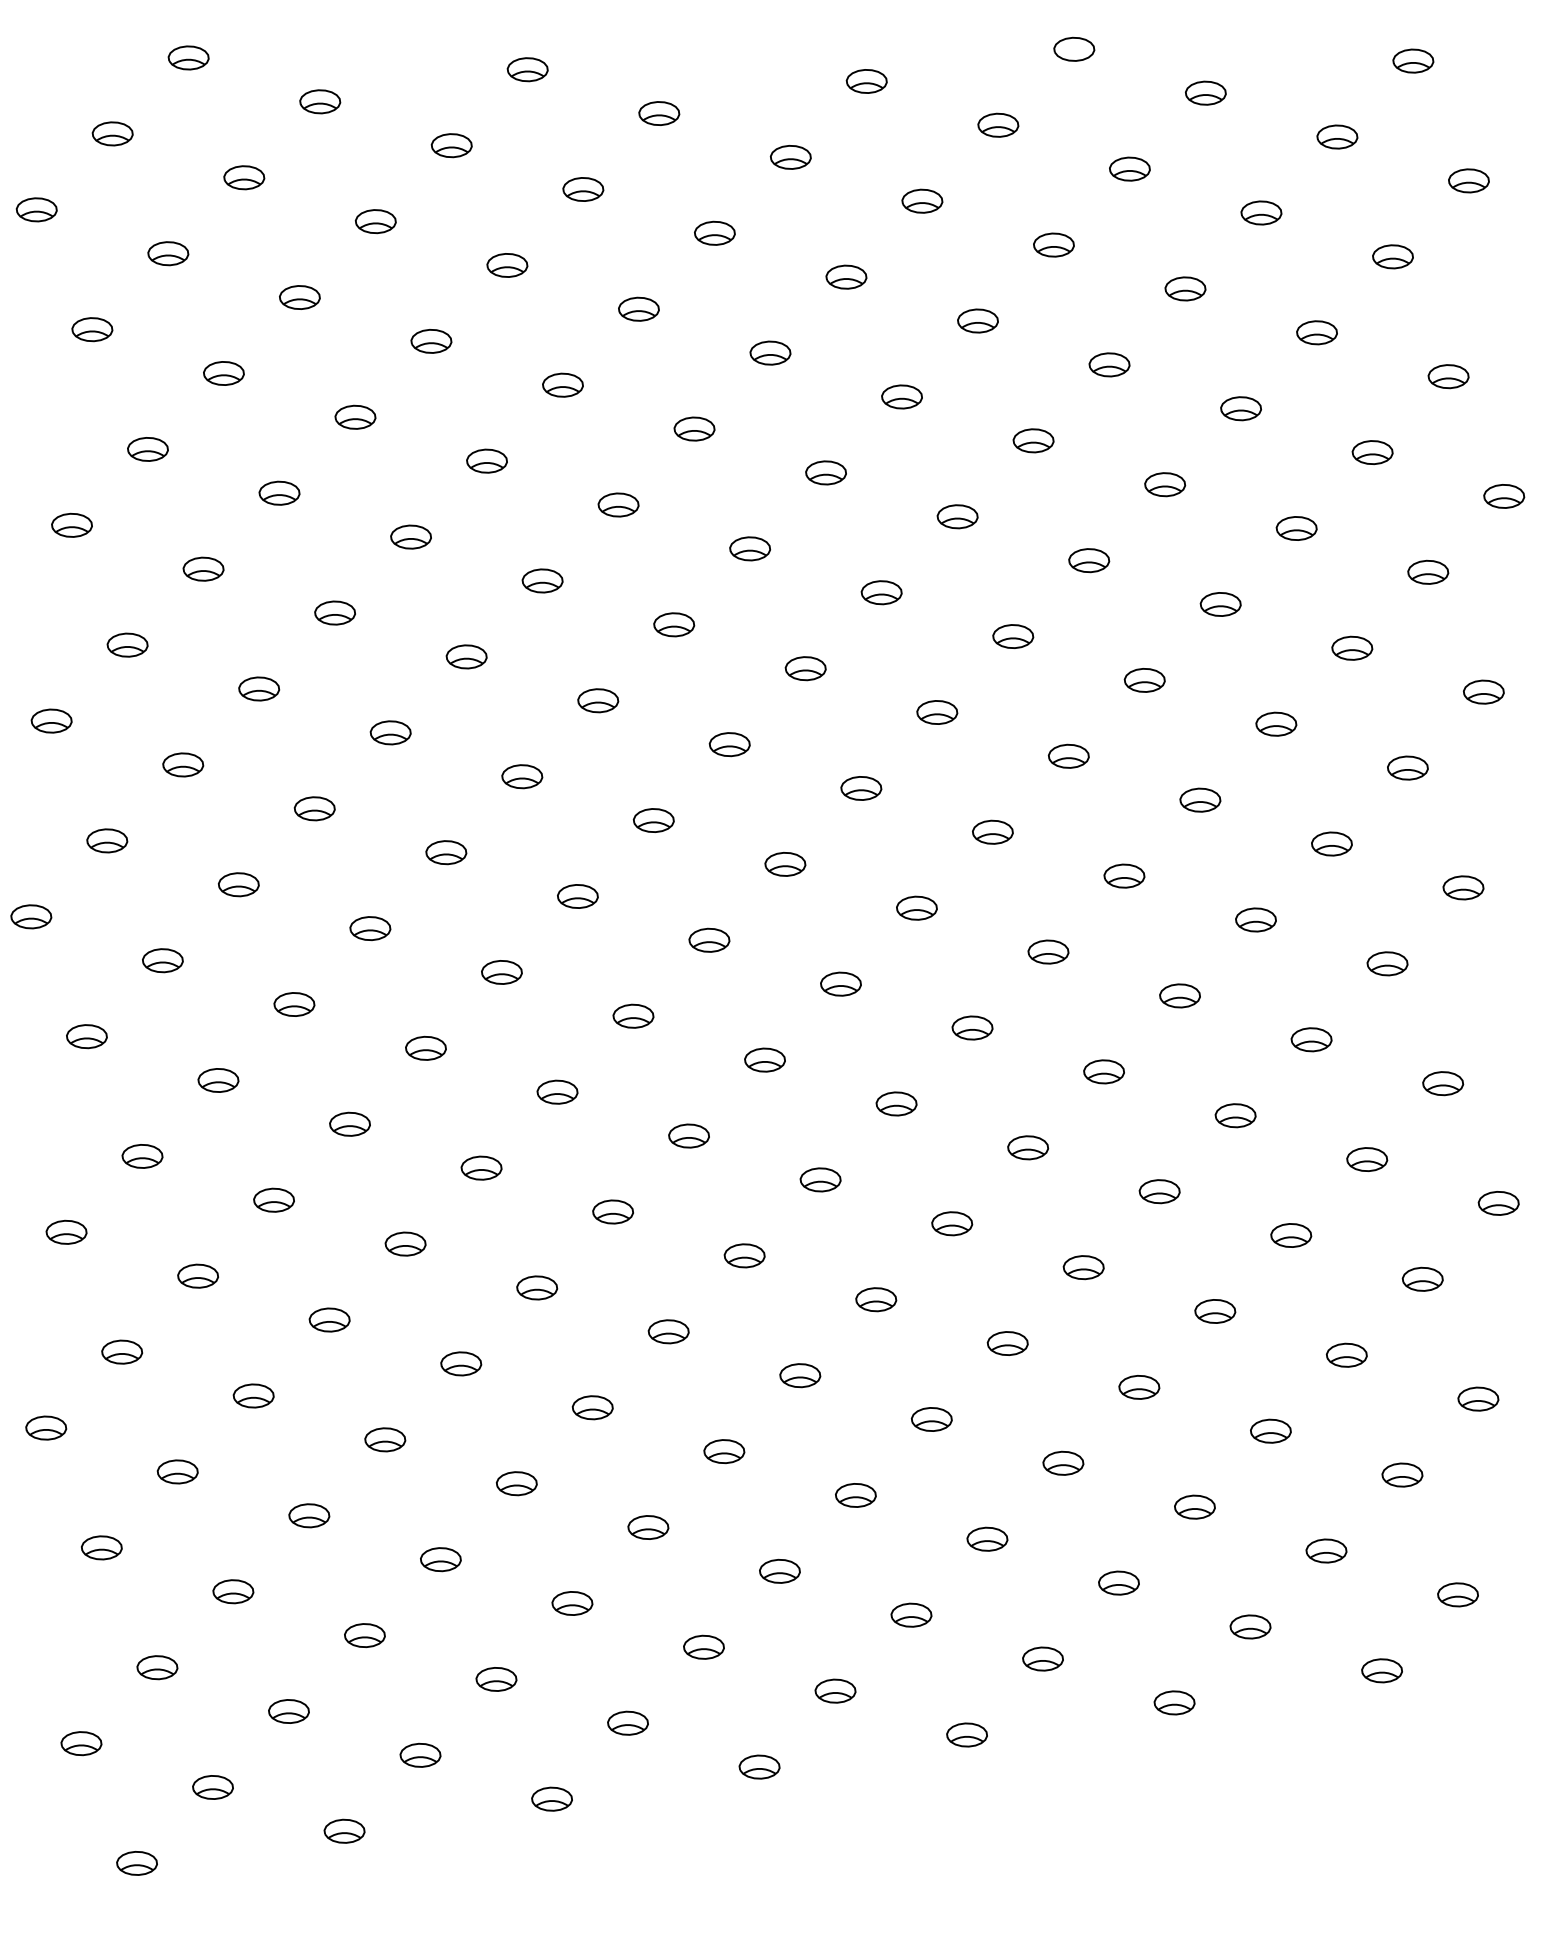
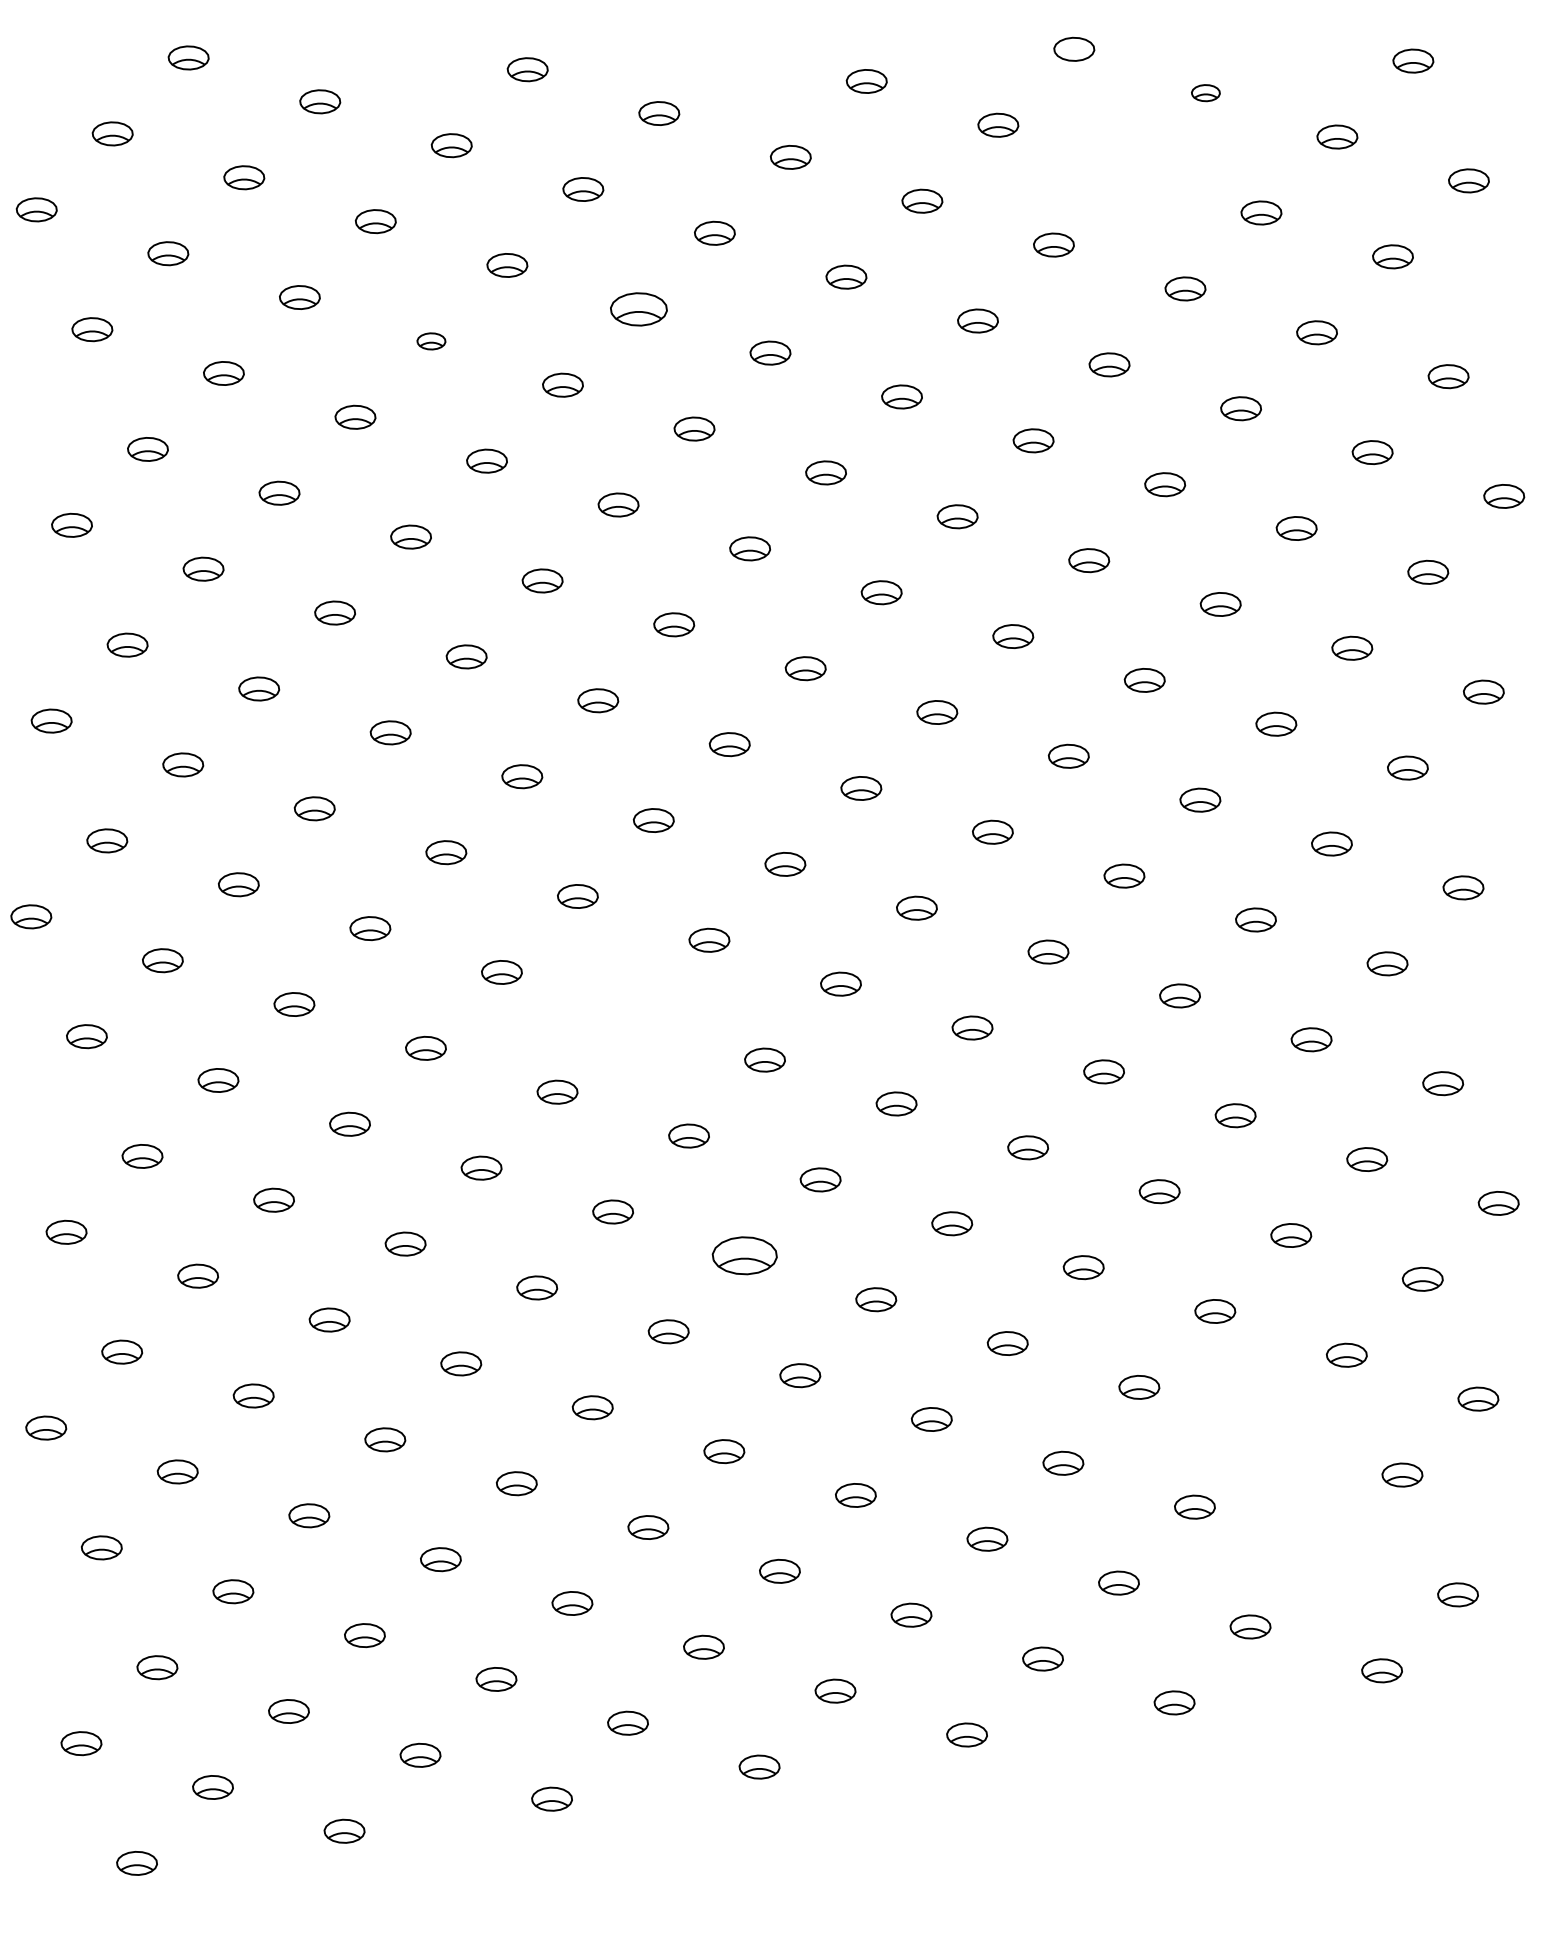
part size: 42x26 px -> 30x19 px (1205, 93)
part: present -> none (1129, 168)
part size: 42x26 px -> 58x35 px (638, 309)
part size: 43x25 px -> 31x19 px (431, 341)
part: present -> none (633, 1015)
part size: 43x26 px -> 67x40 px (744, 1255)
part: present -> none (1270, 1430)
part: present -> none (1326, 1550)
